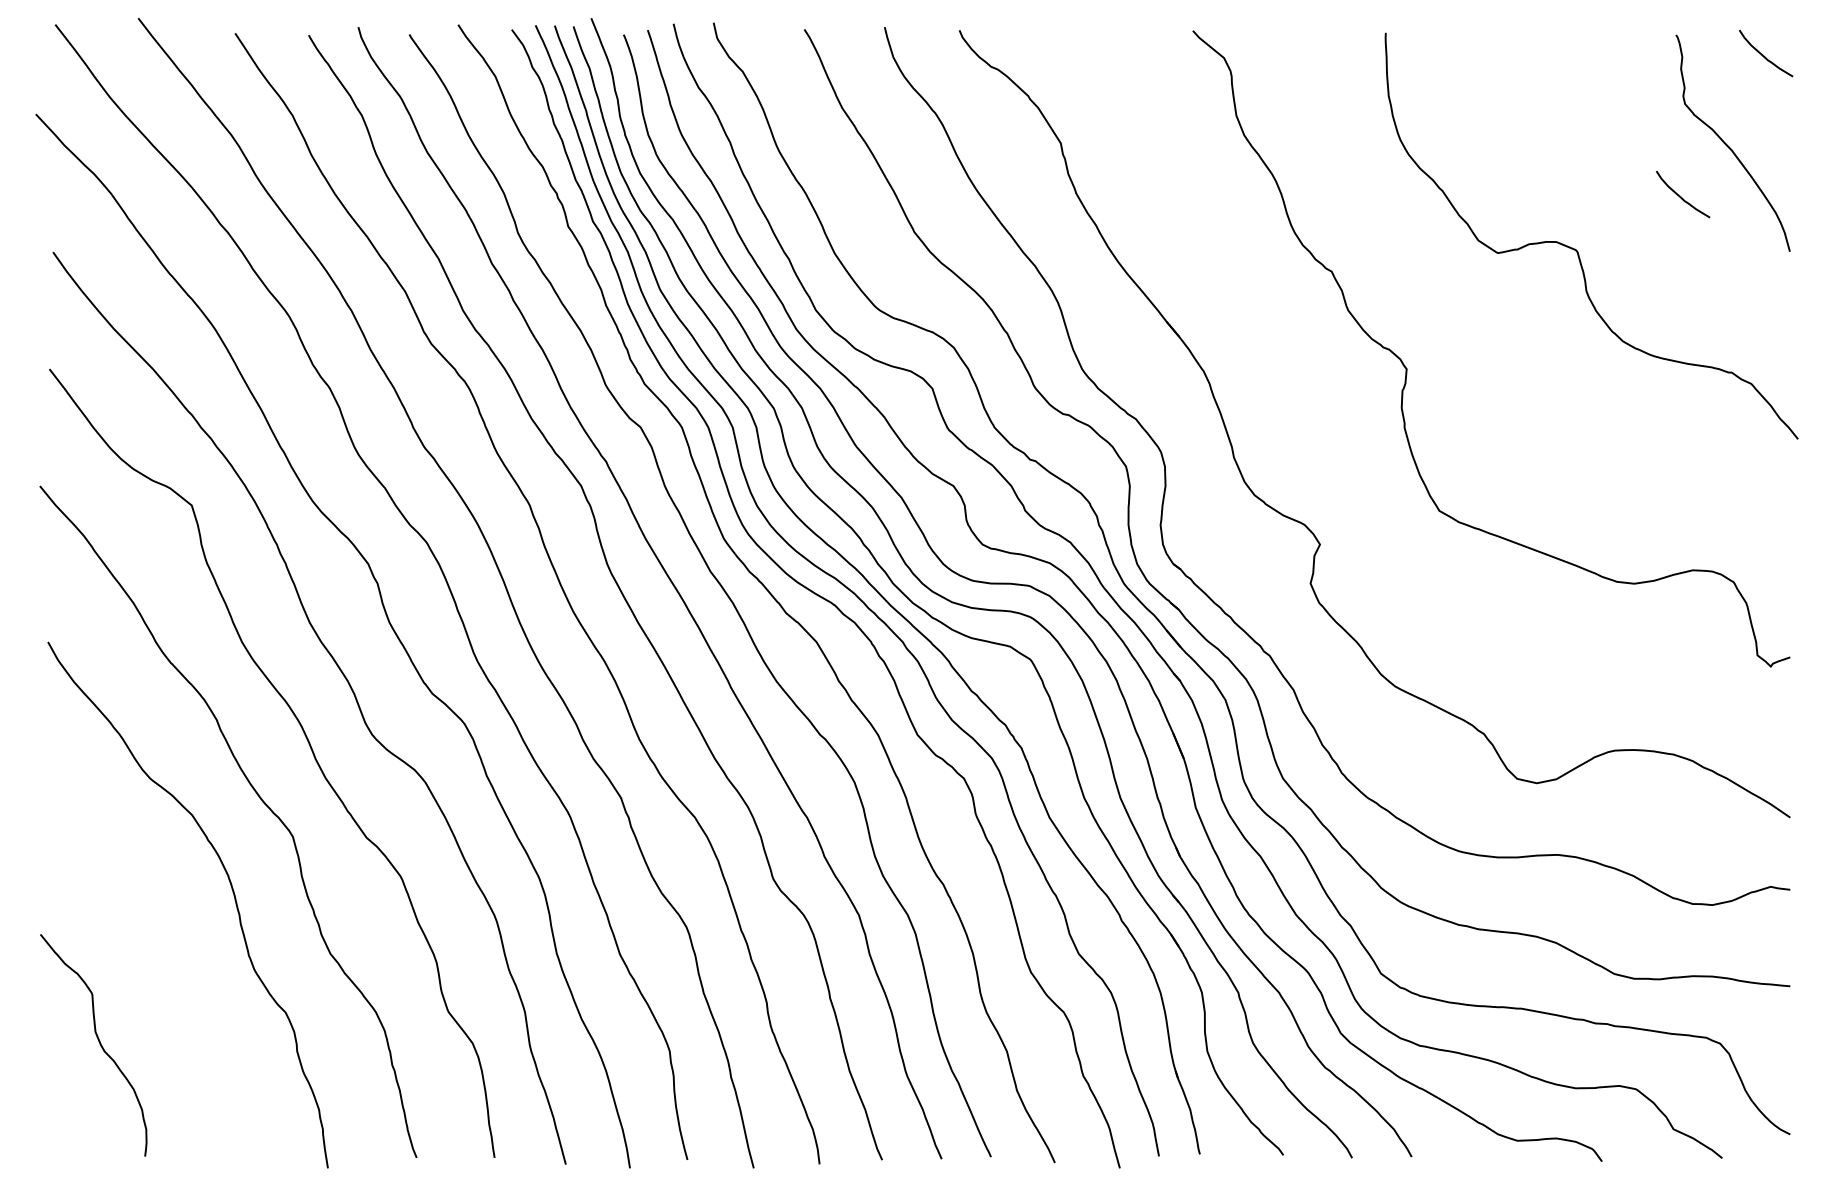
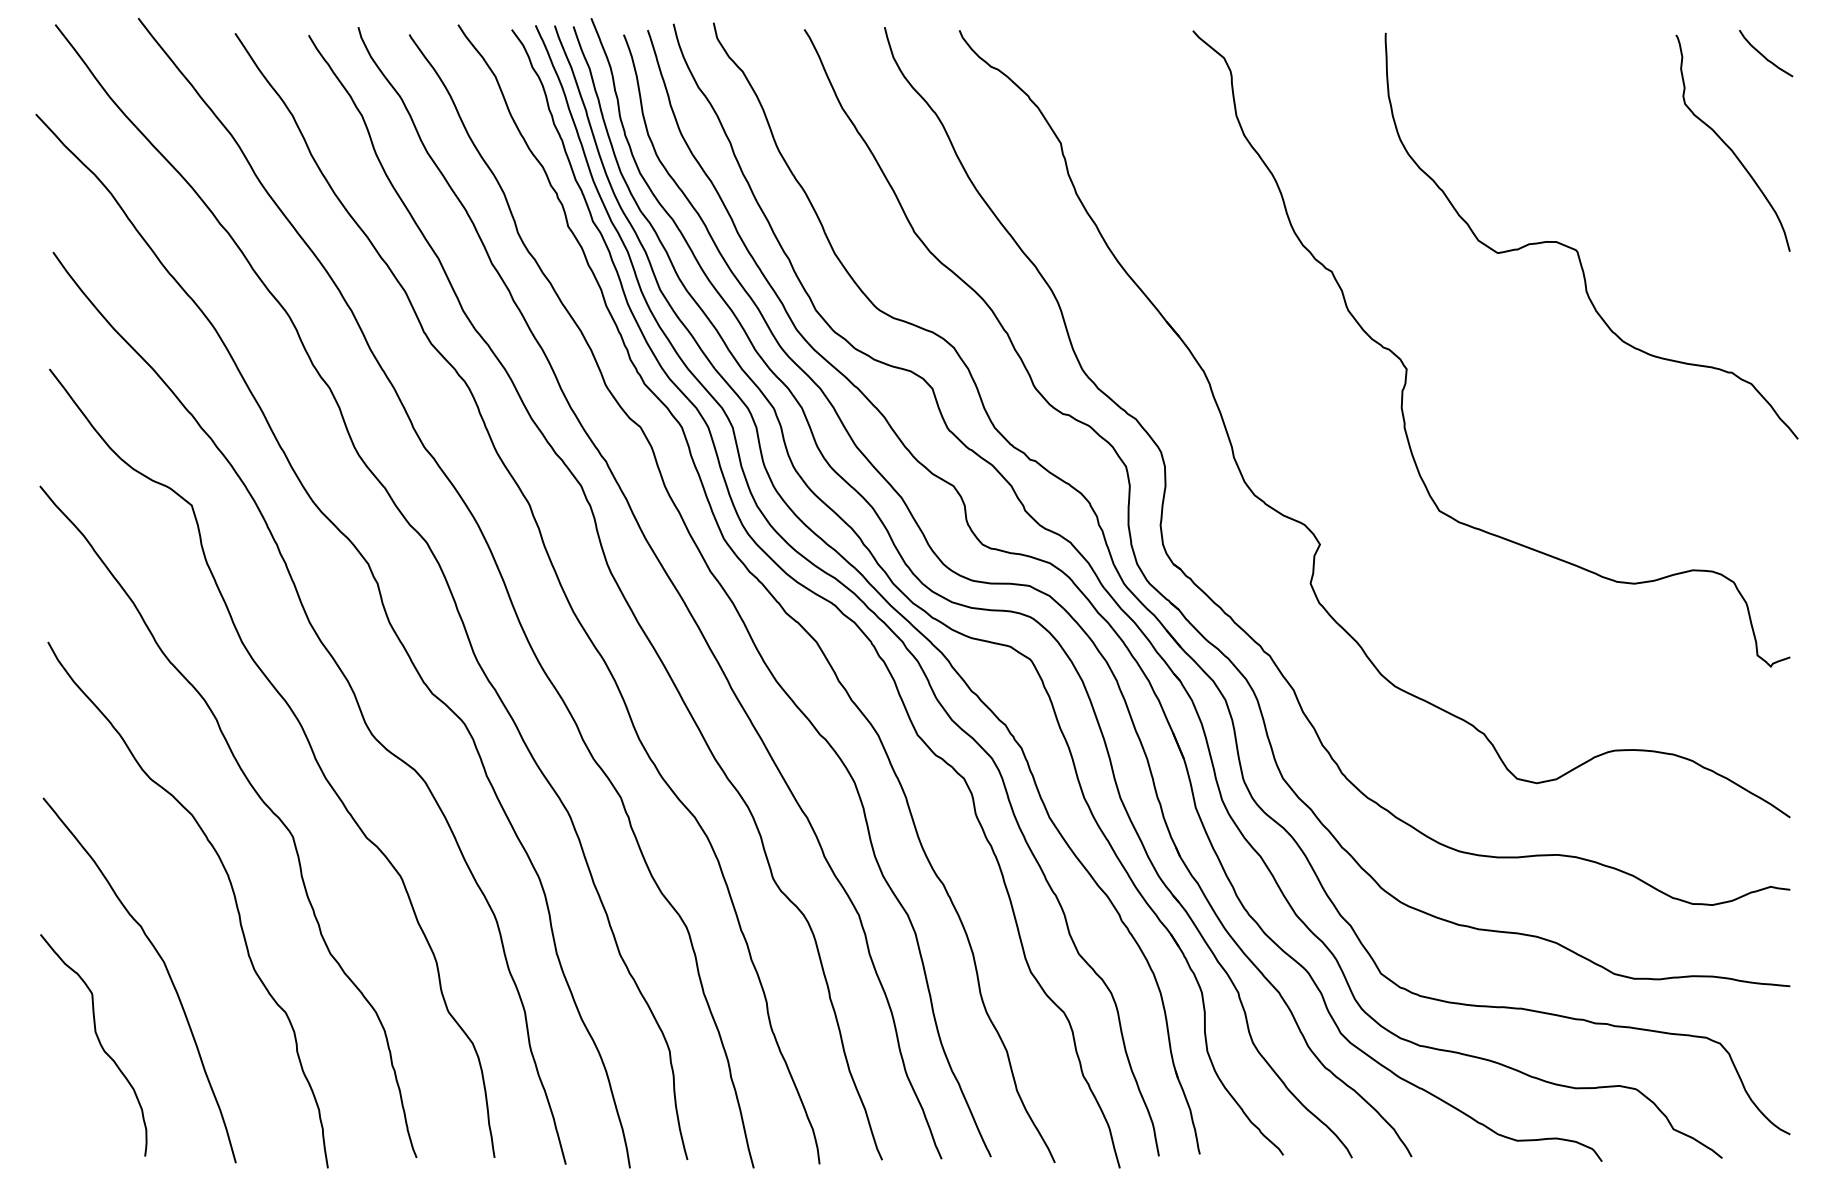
curve: present -> none (1681, 196)
curve: none -> present (166, 971)
